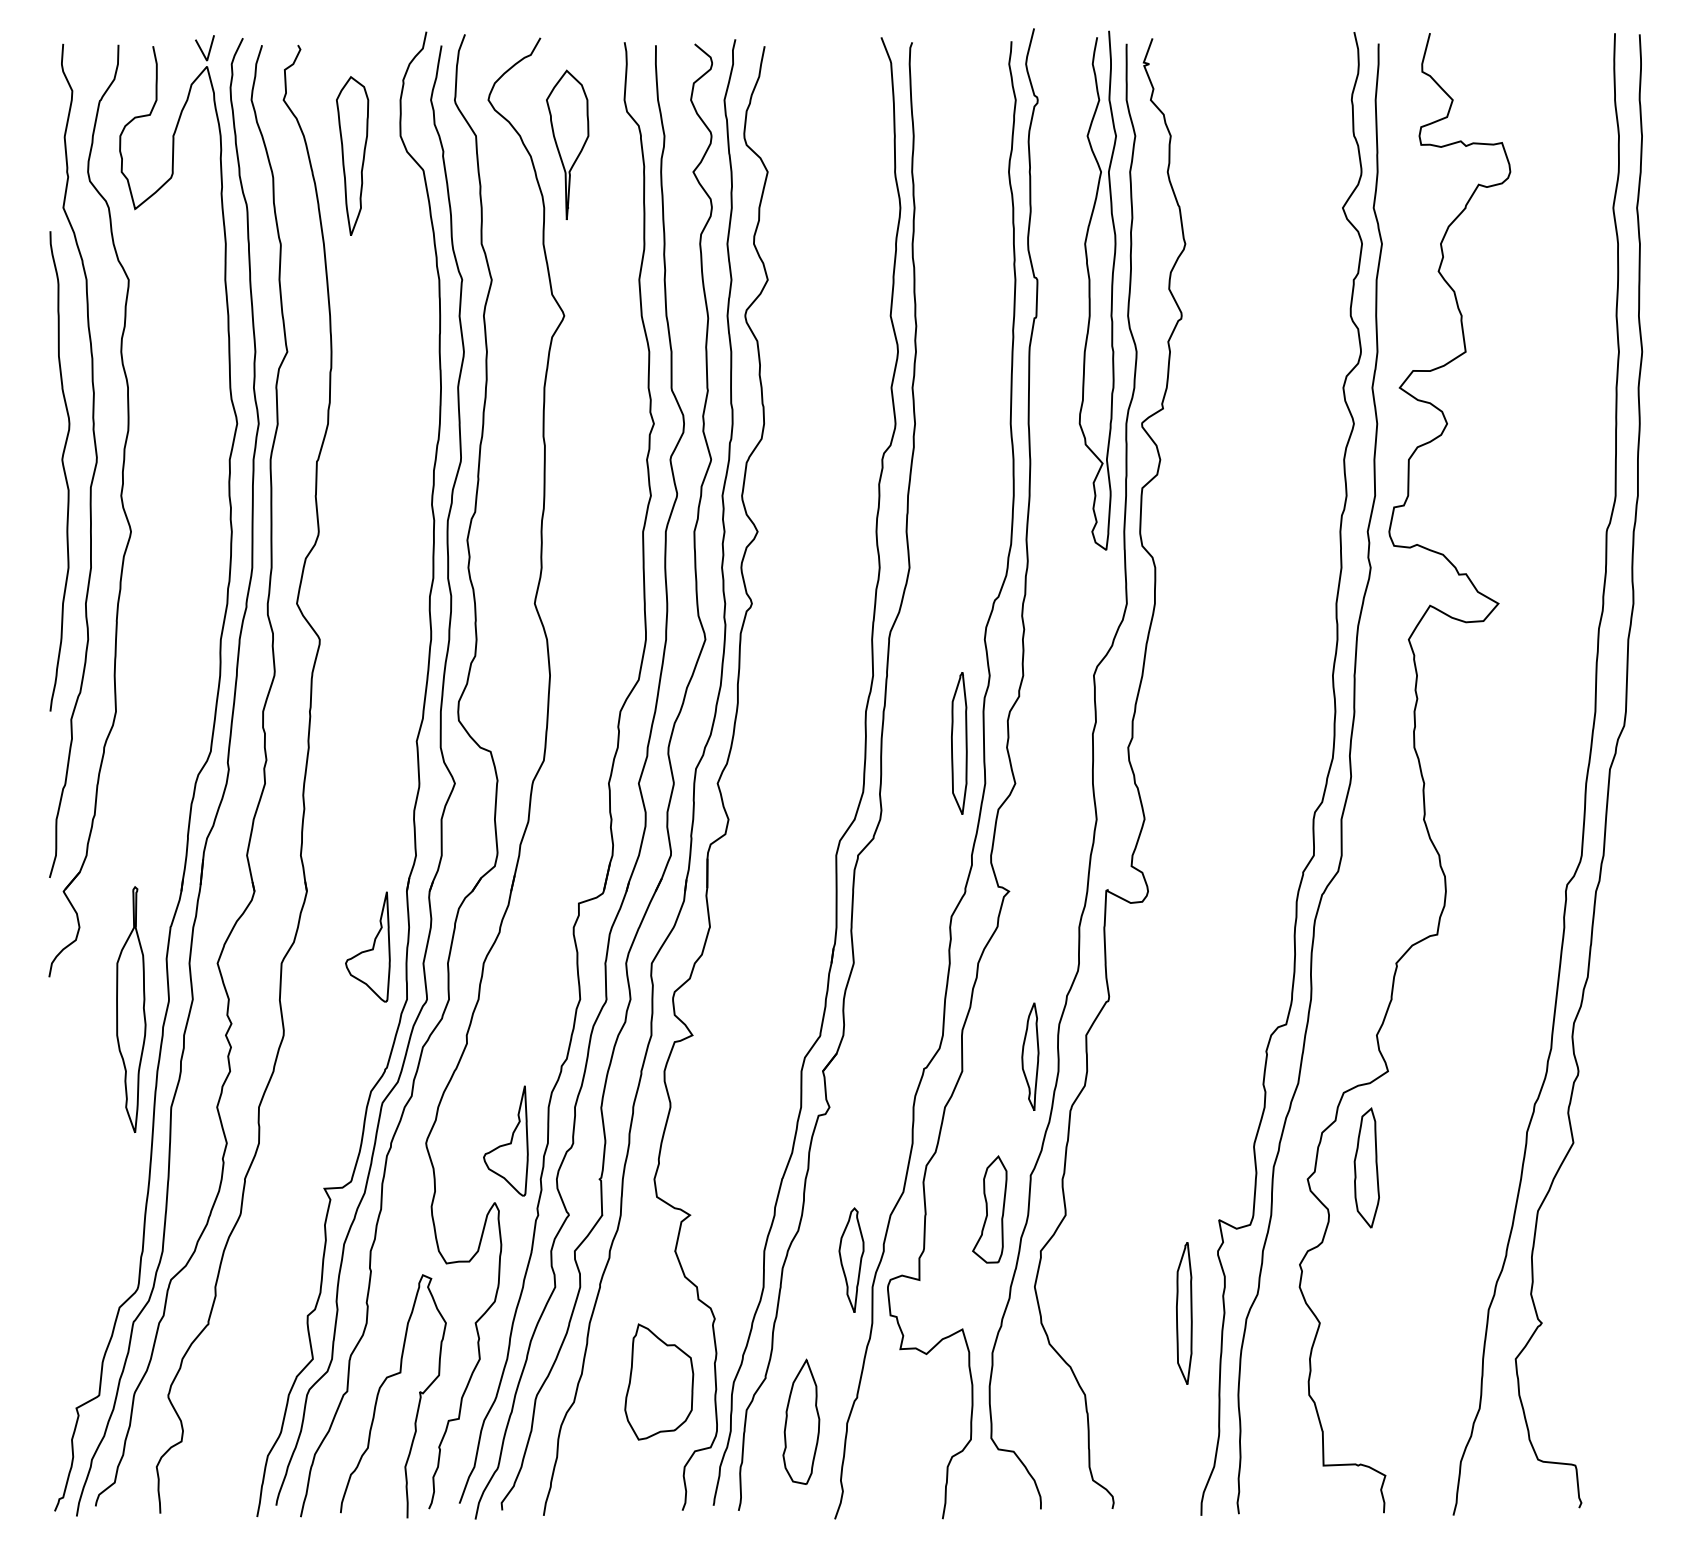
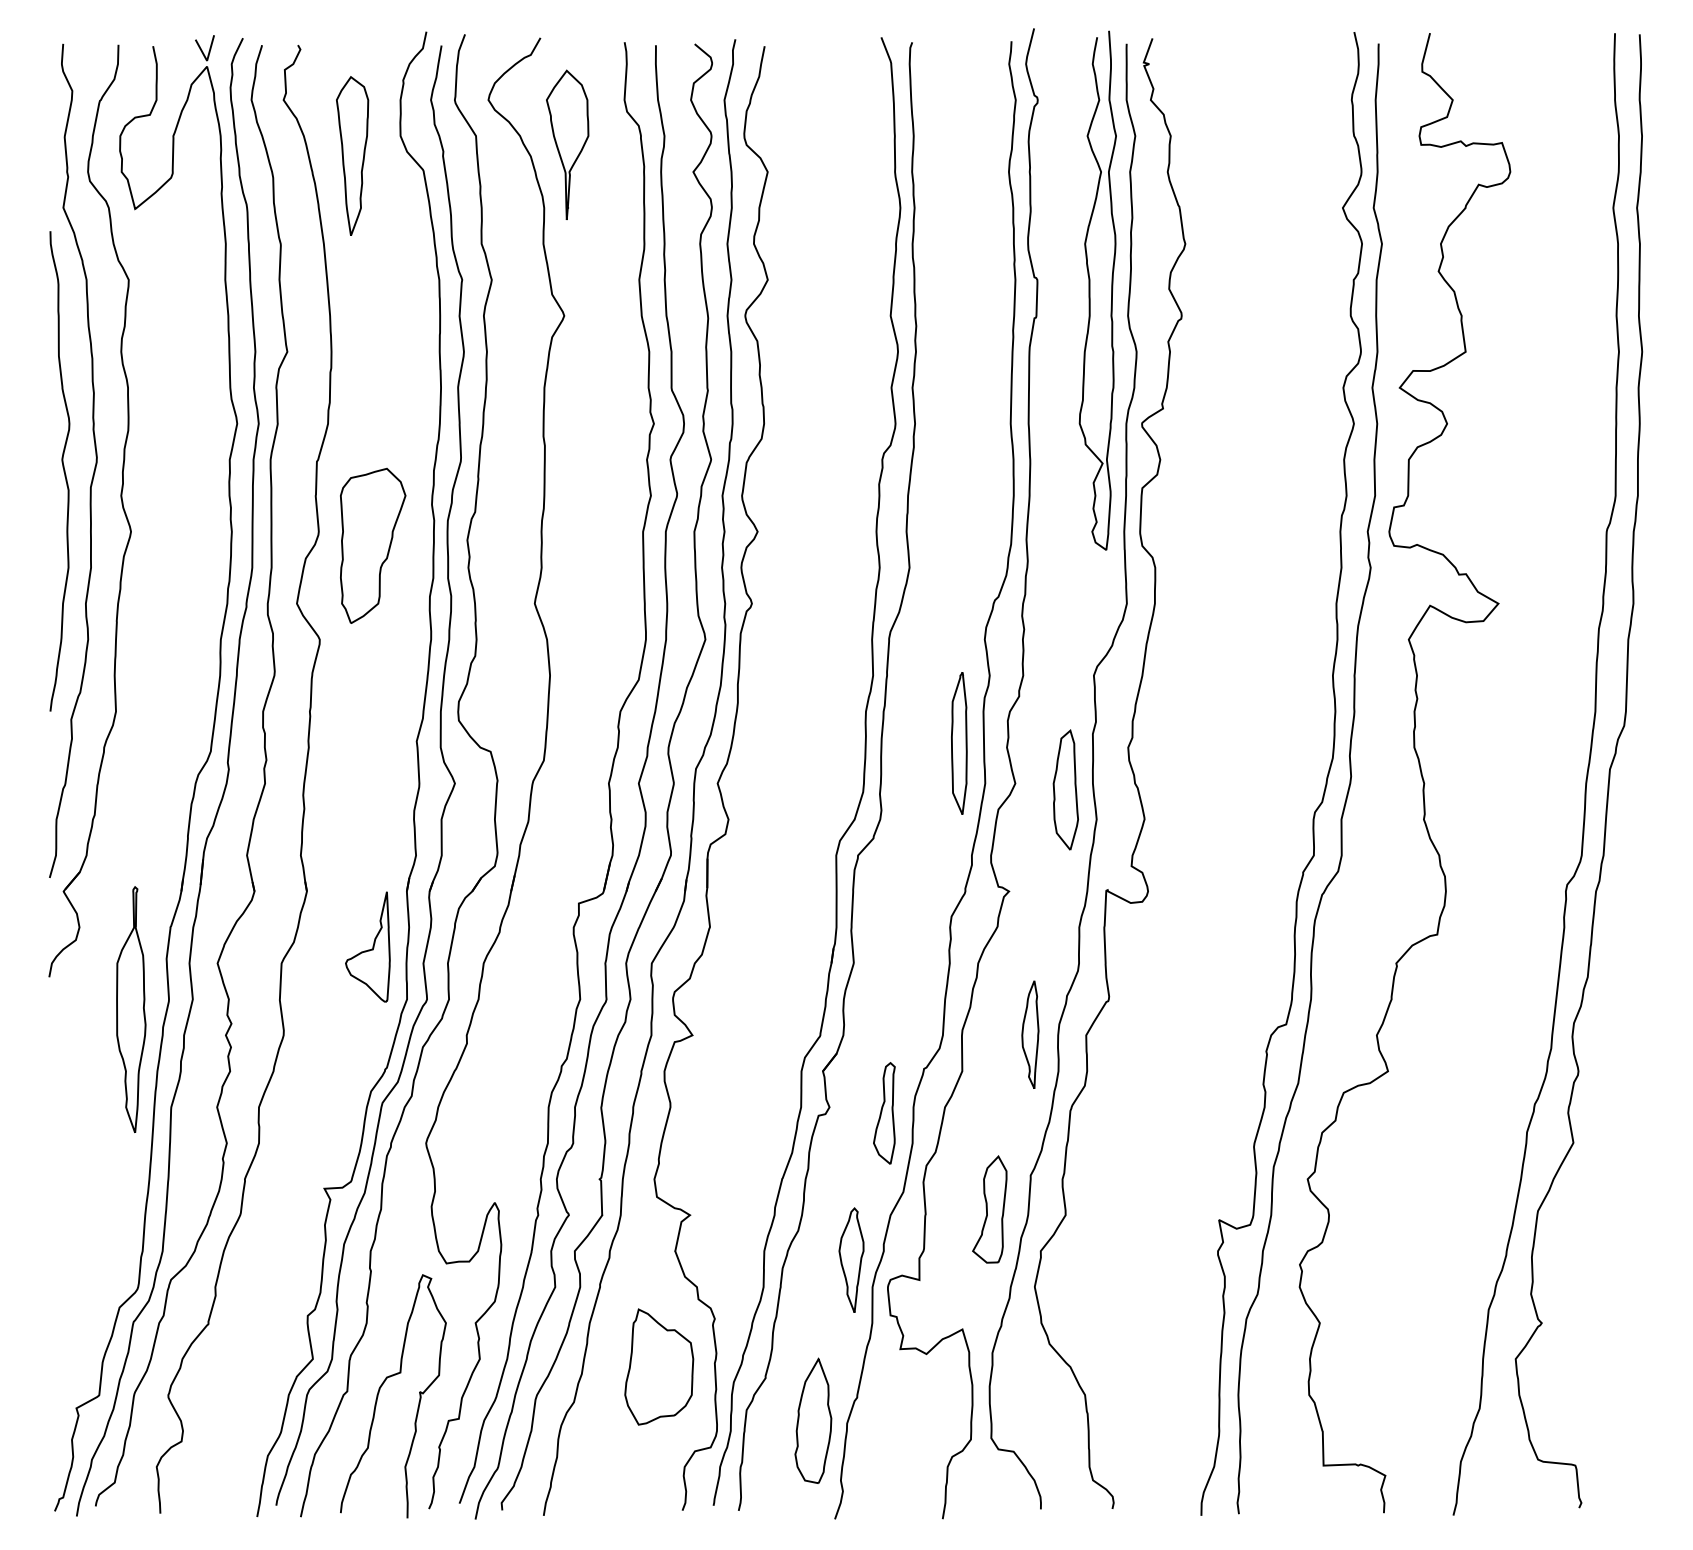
part: none -> present (373, 545)
part position: (1030, 1056) -> (1030, 1034) (1030, 1034)
part: none -> present (884, 1113)
part: present -> none (505, 1140)
part position: (1366, 1167) -> (1065, 789) (1065, 789)
part: present -> none (1184, 1313)
part position: (659, 1381) -> (659, 1366) (659, 1366)
part position: (801, 1421) -> (813, 1420) (813, 1420)
